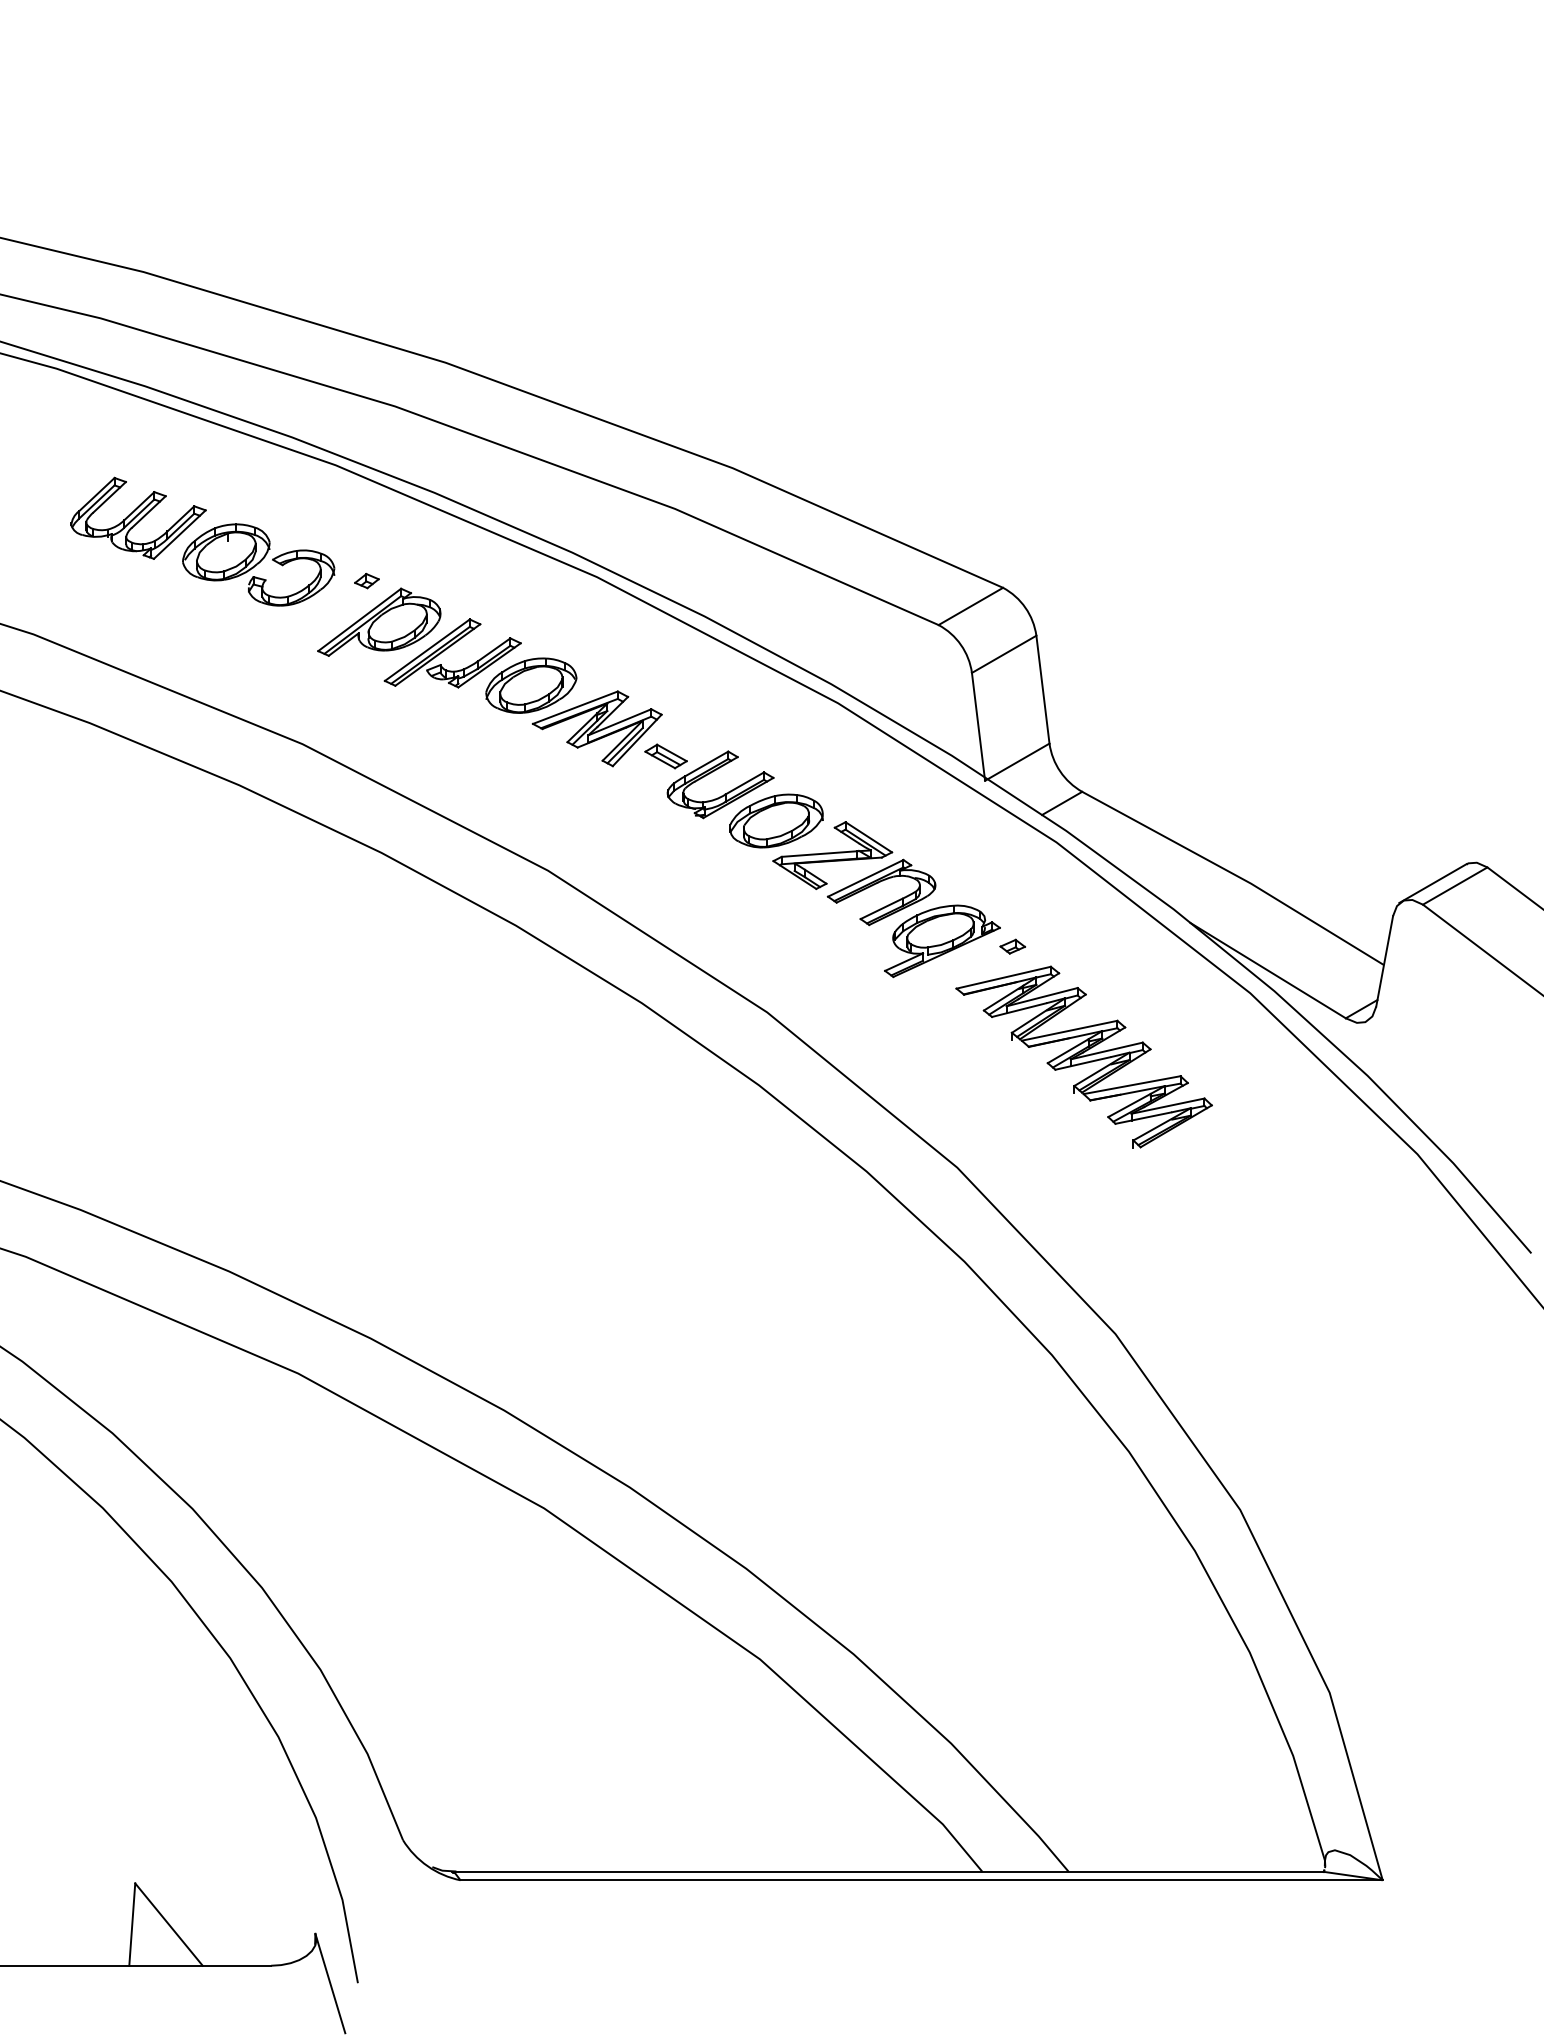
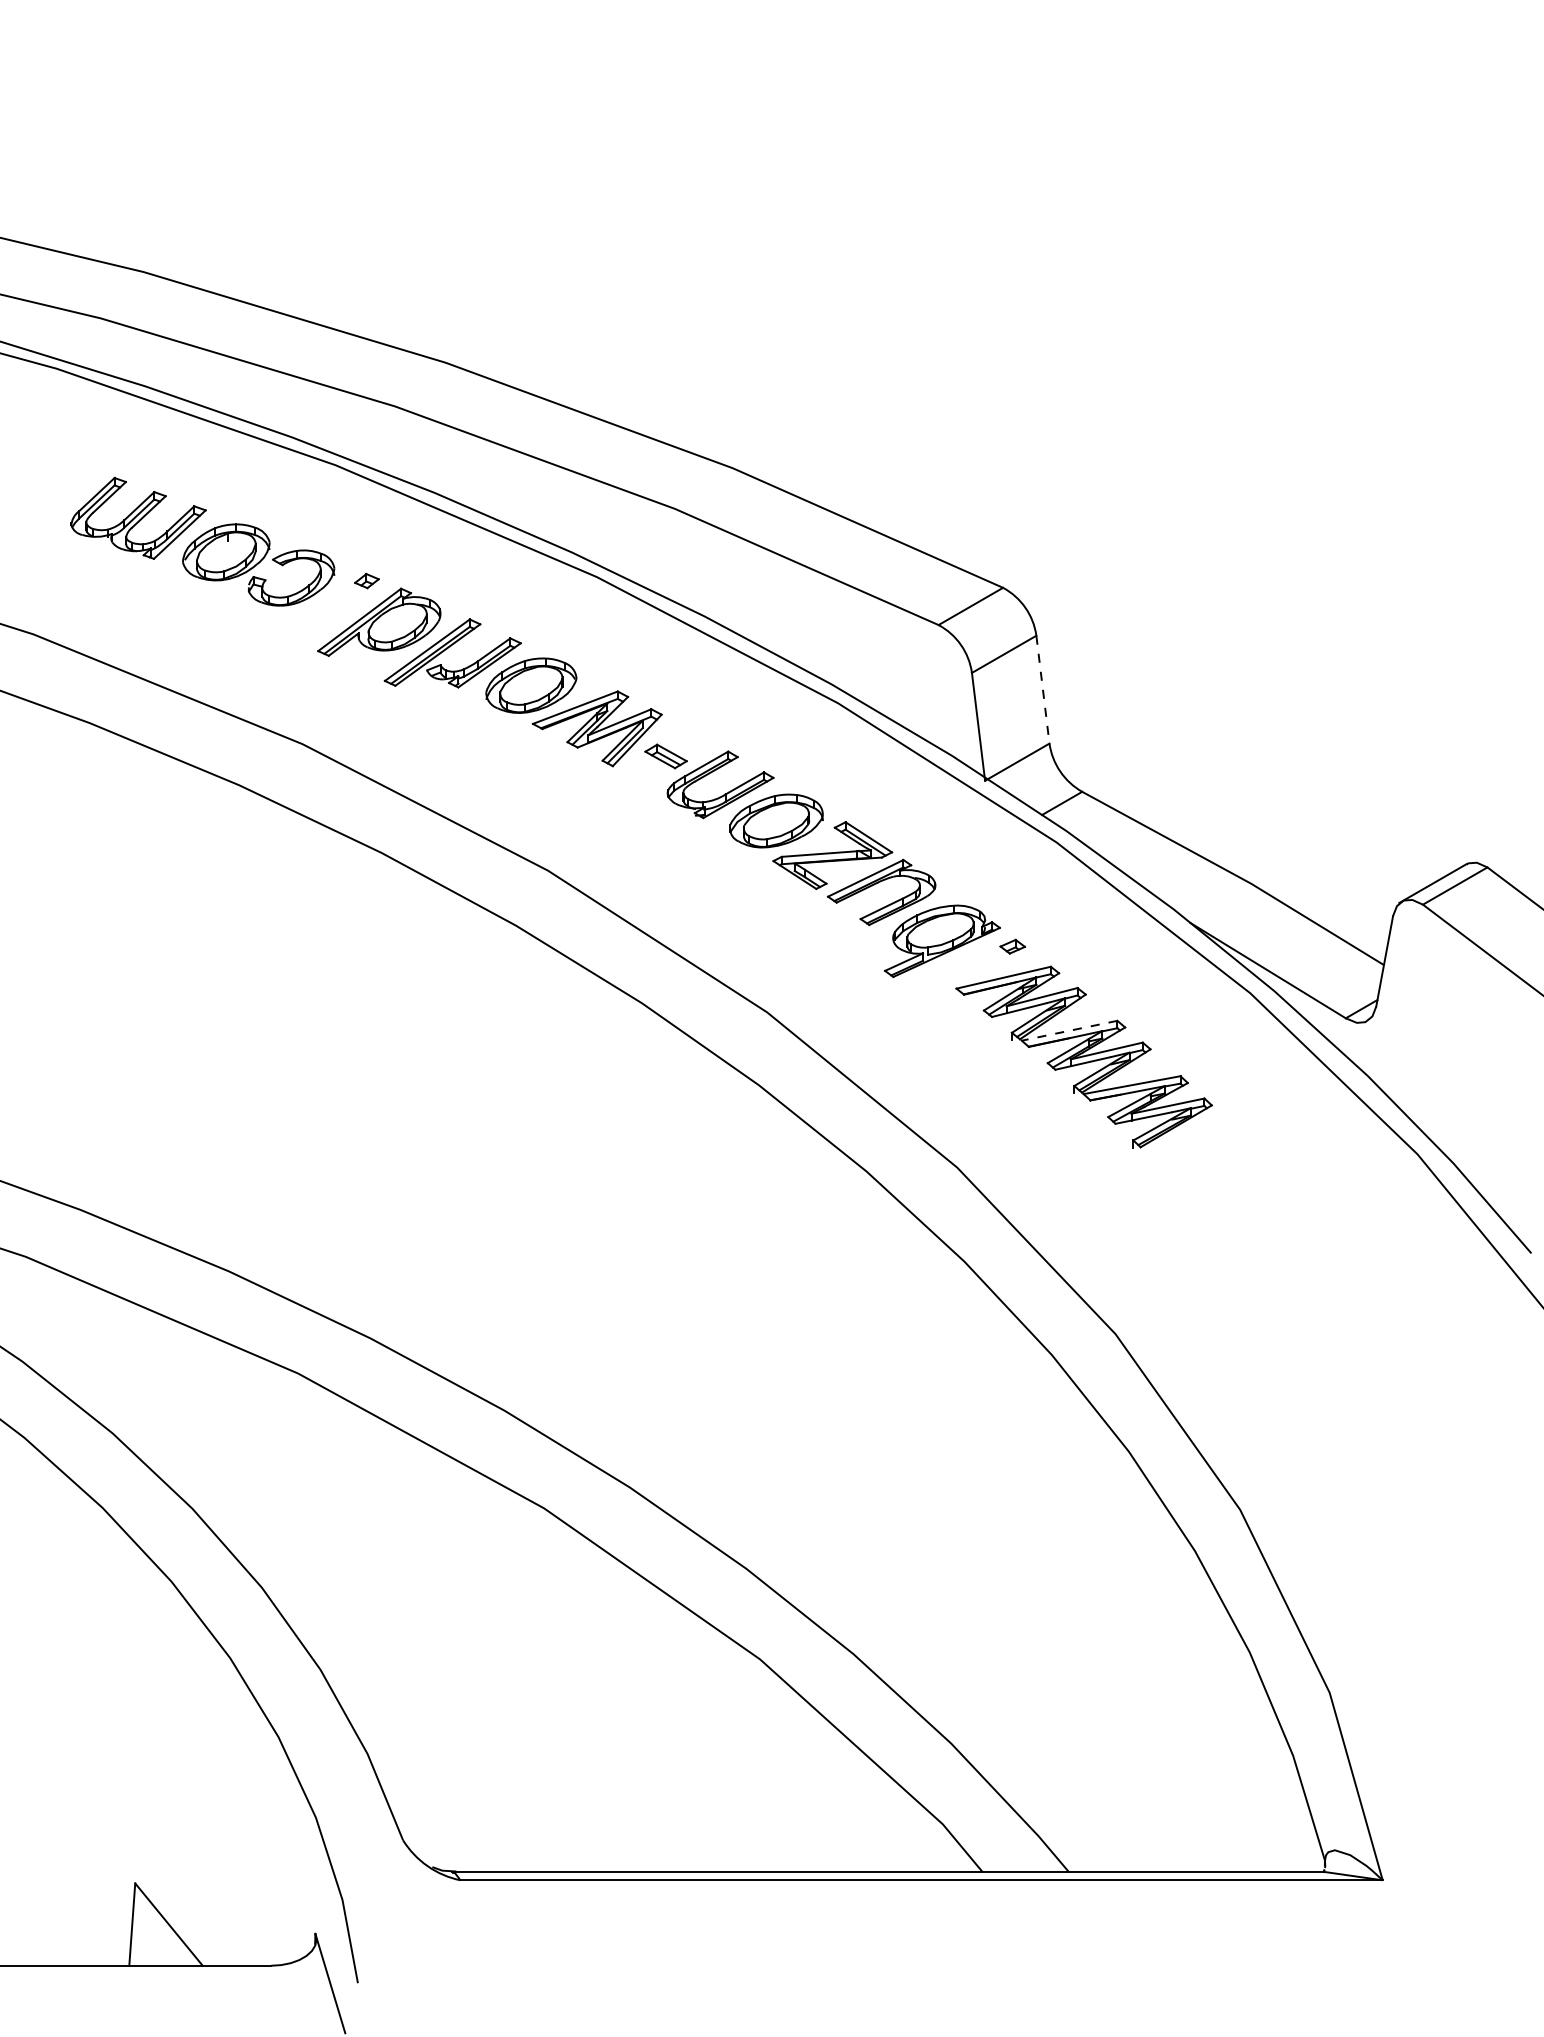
line: solid -> dashed (1043, 690)
line: solid -> dashed (1069, 1030)
